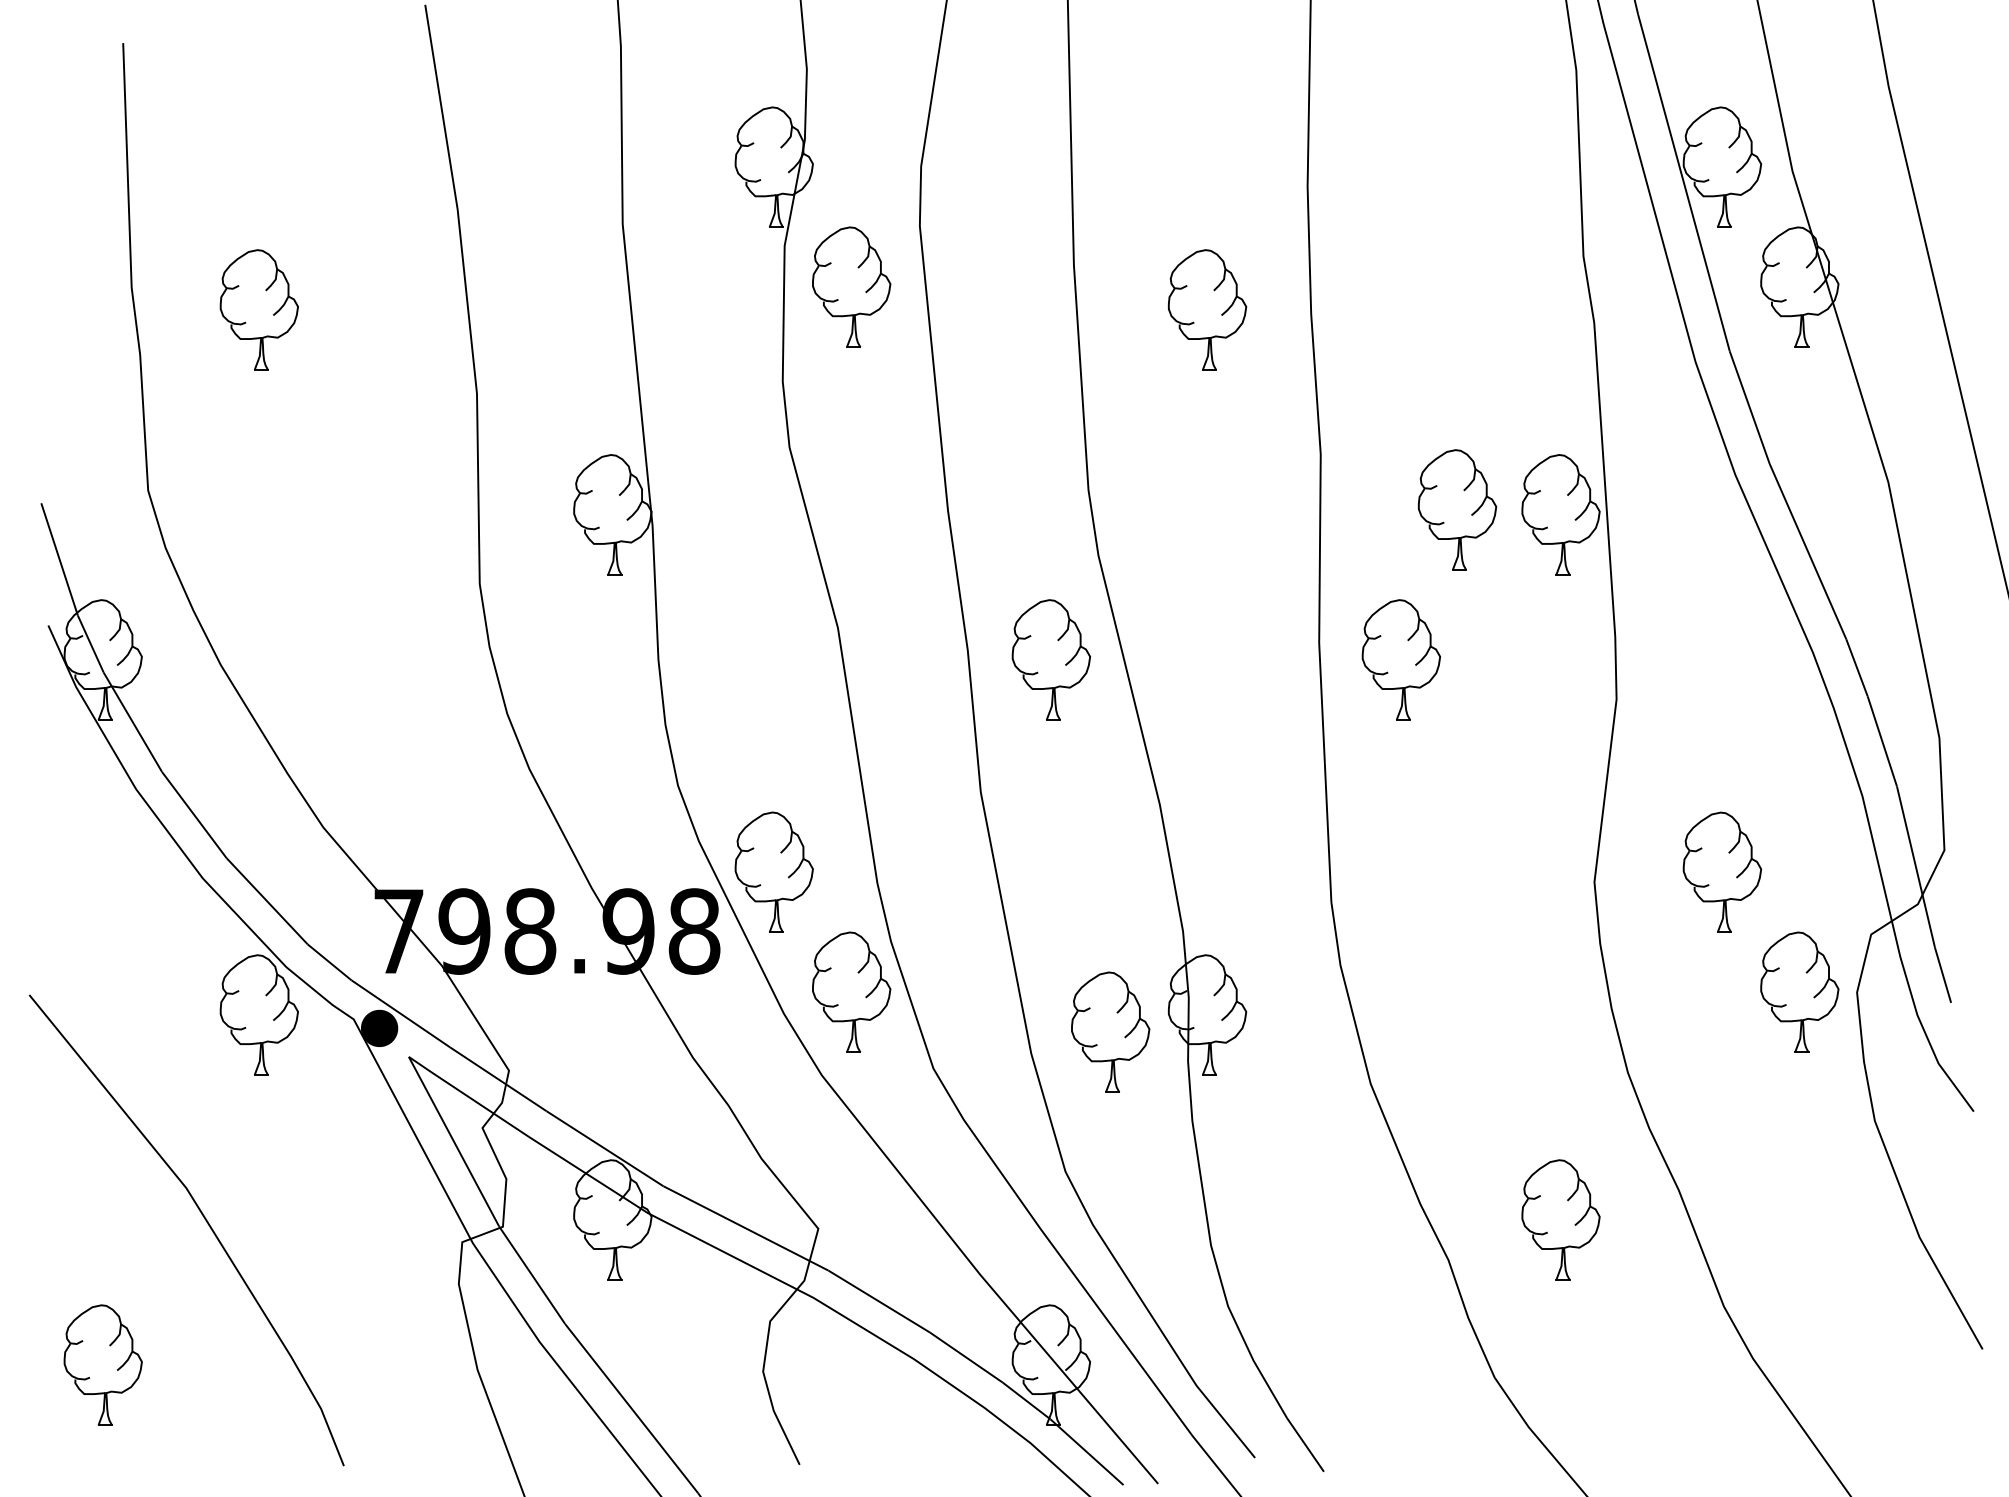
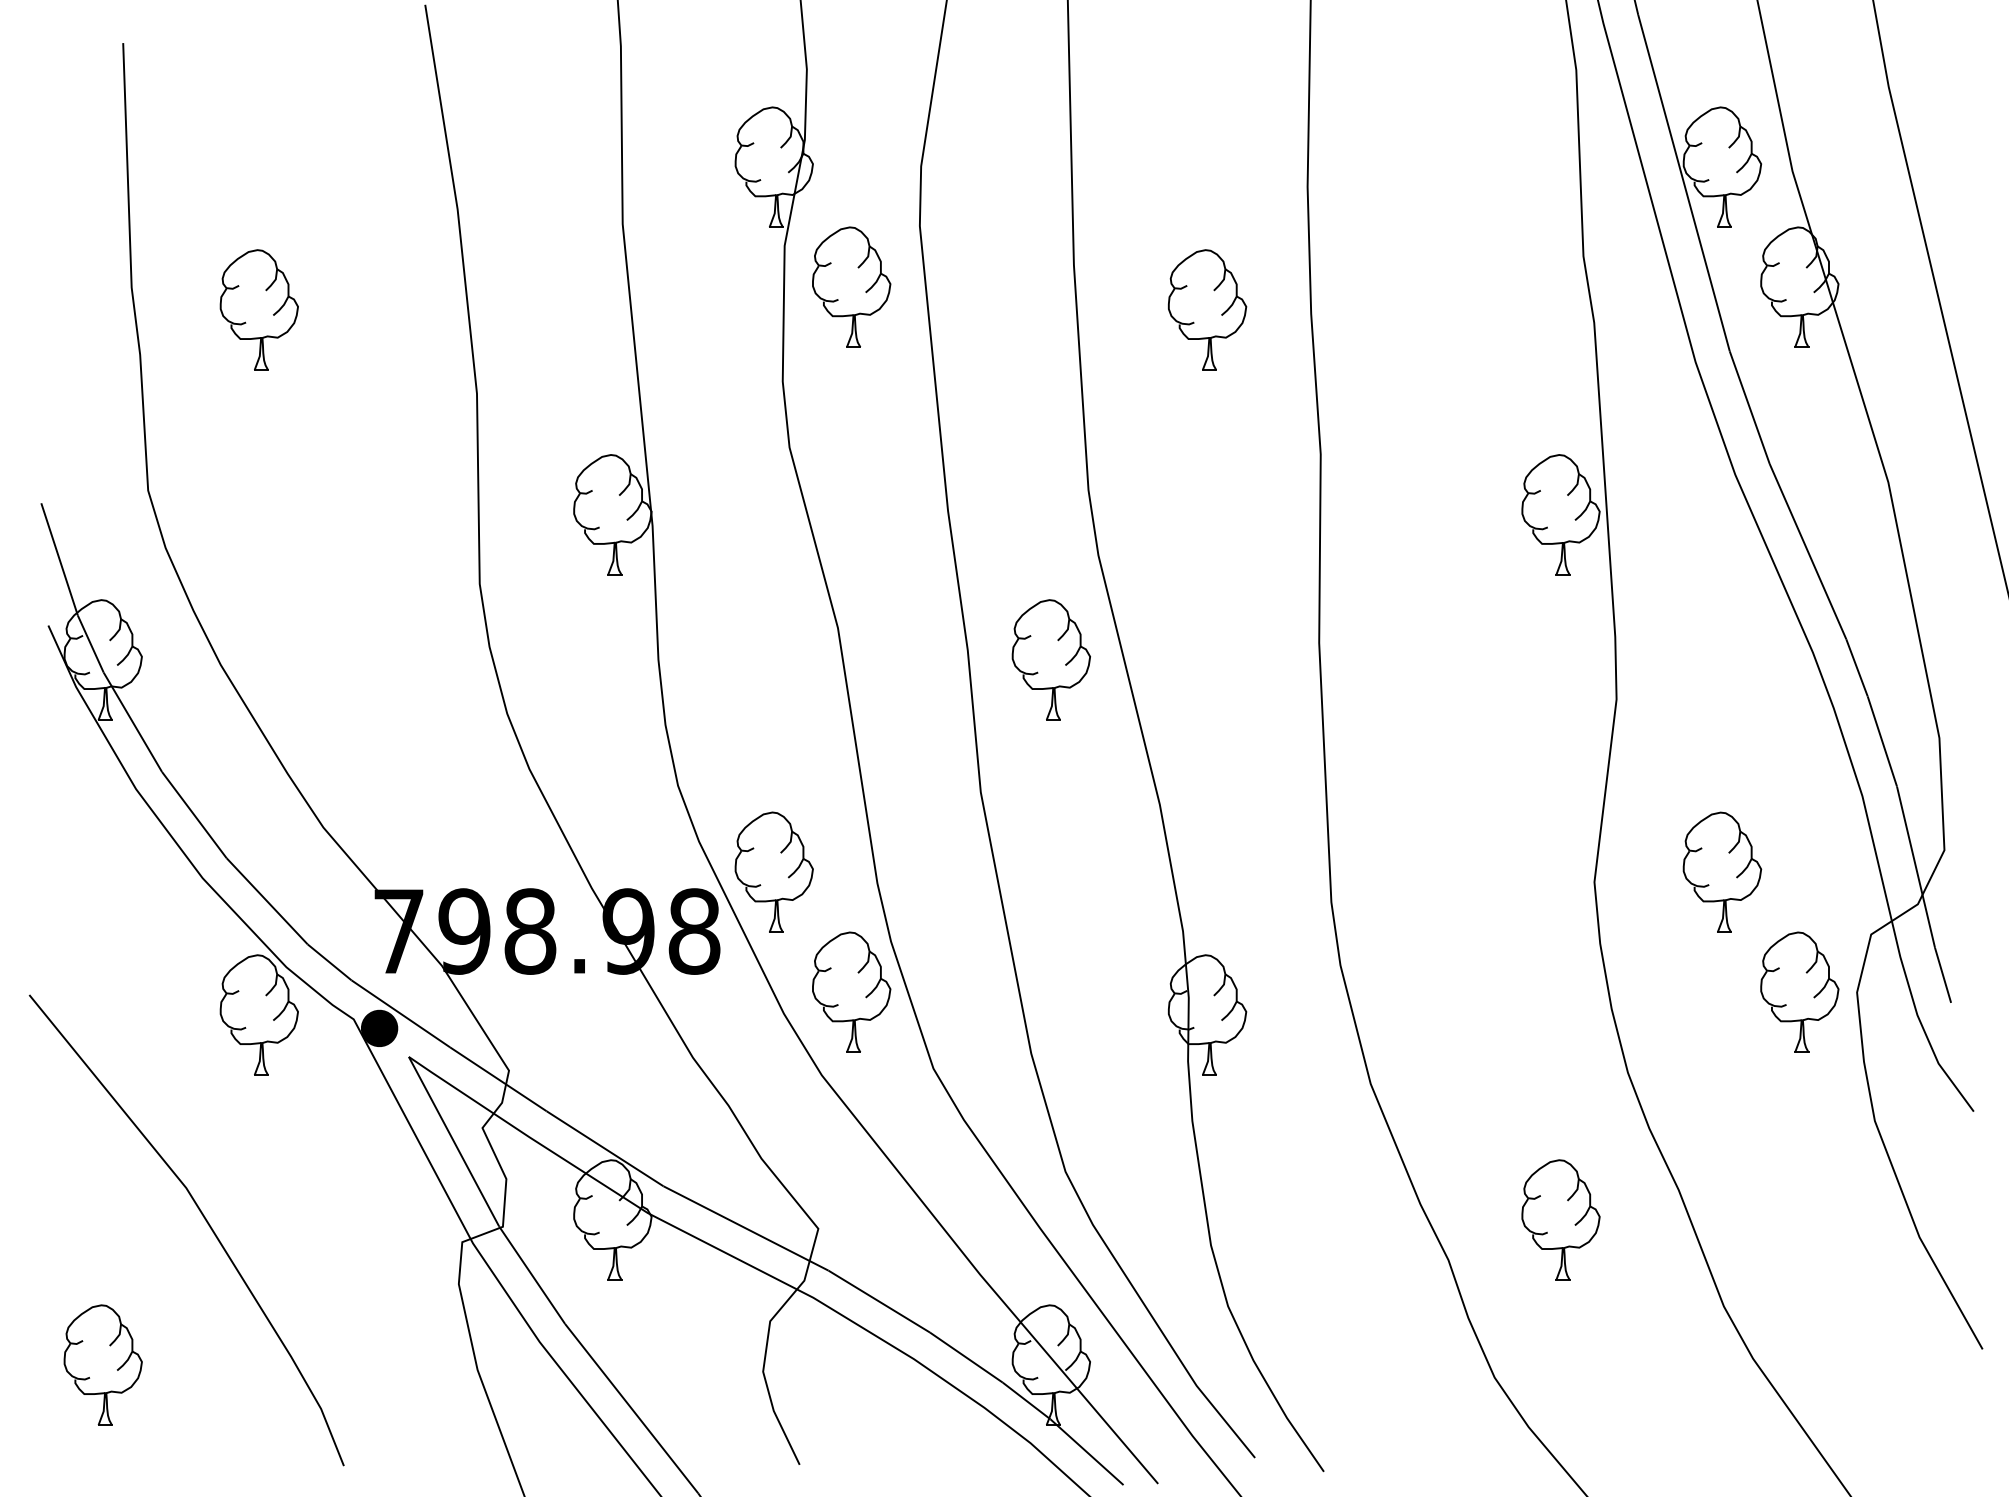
part: present -> none (1457, 509)
part: present -> none (1400, 659)
part: present -> none (1110, 1031)
